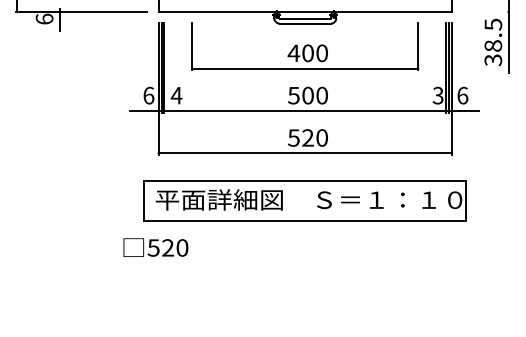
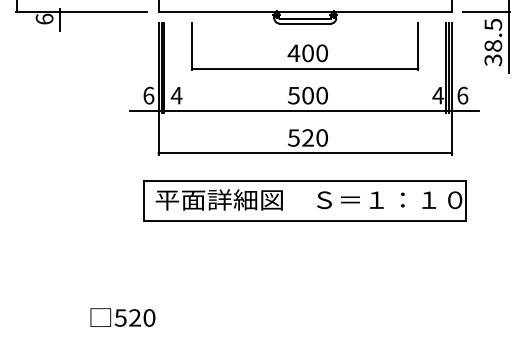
line: none -> present (486, 12)
text: 3 -> 4 (438, 95)
text position: (155, 247) -> (122, 317) (122, 317)
